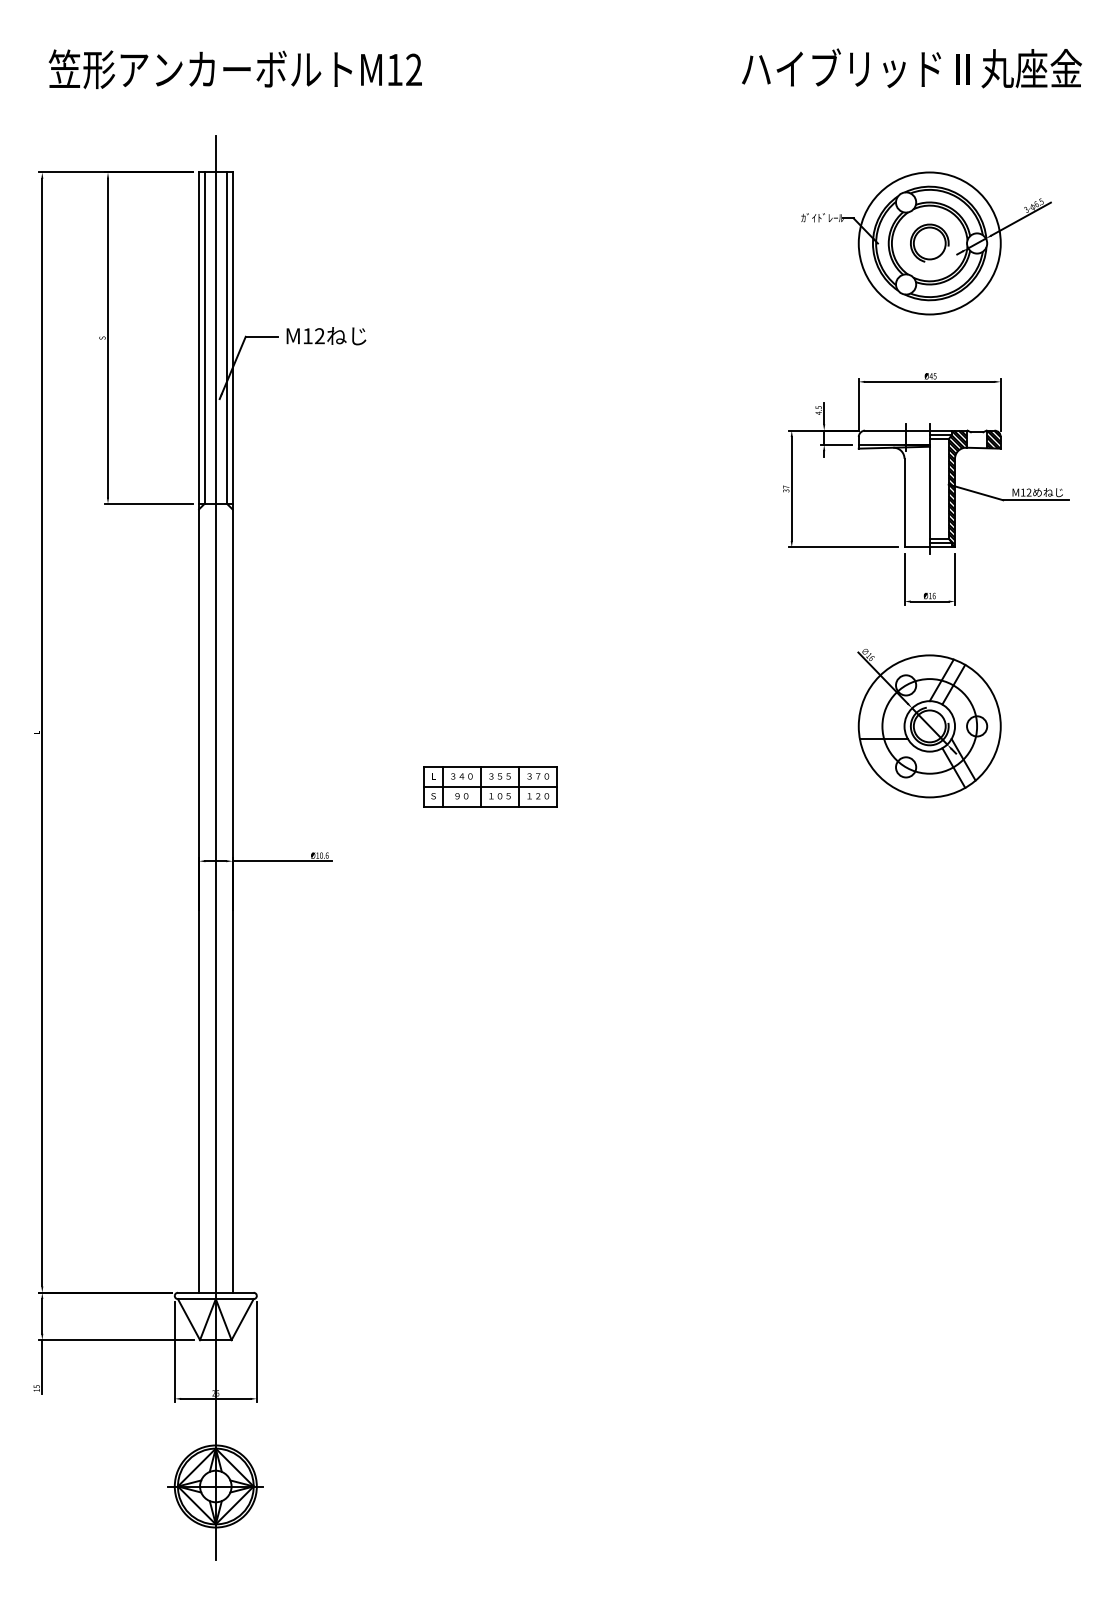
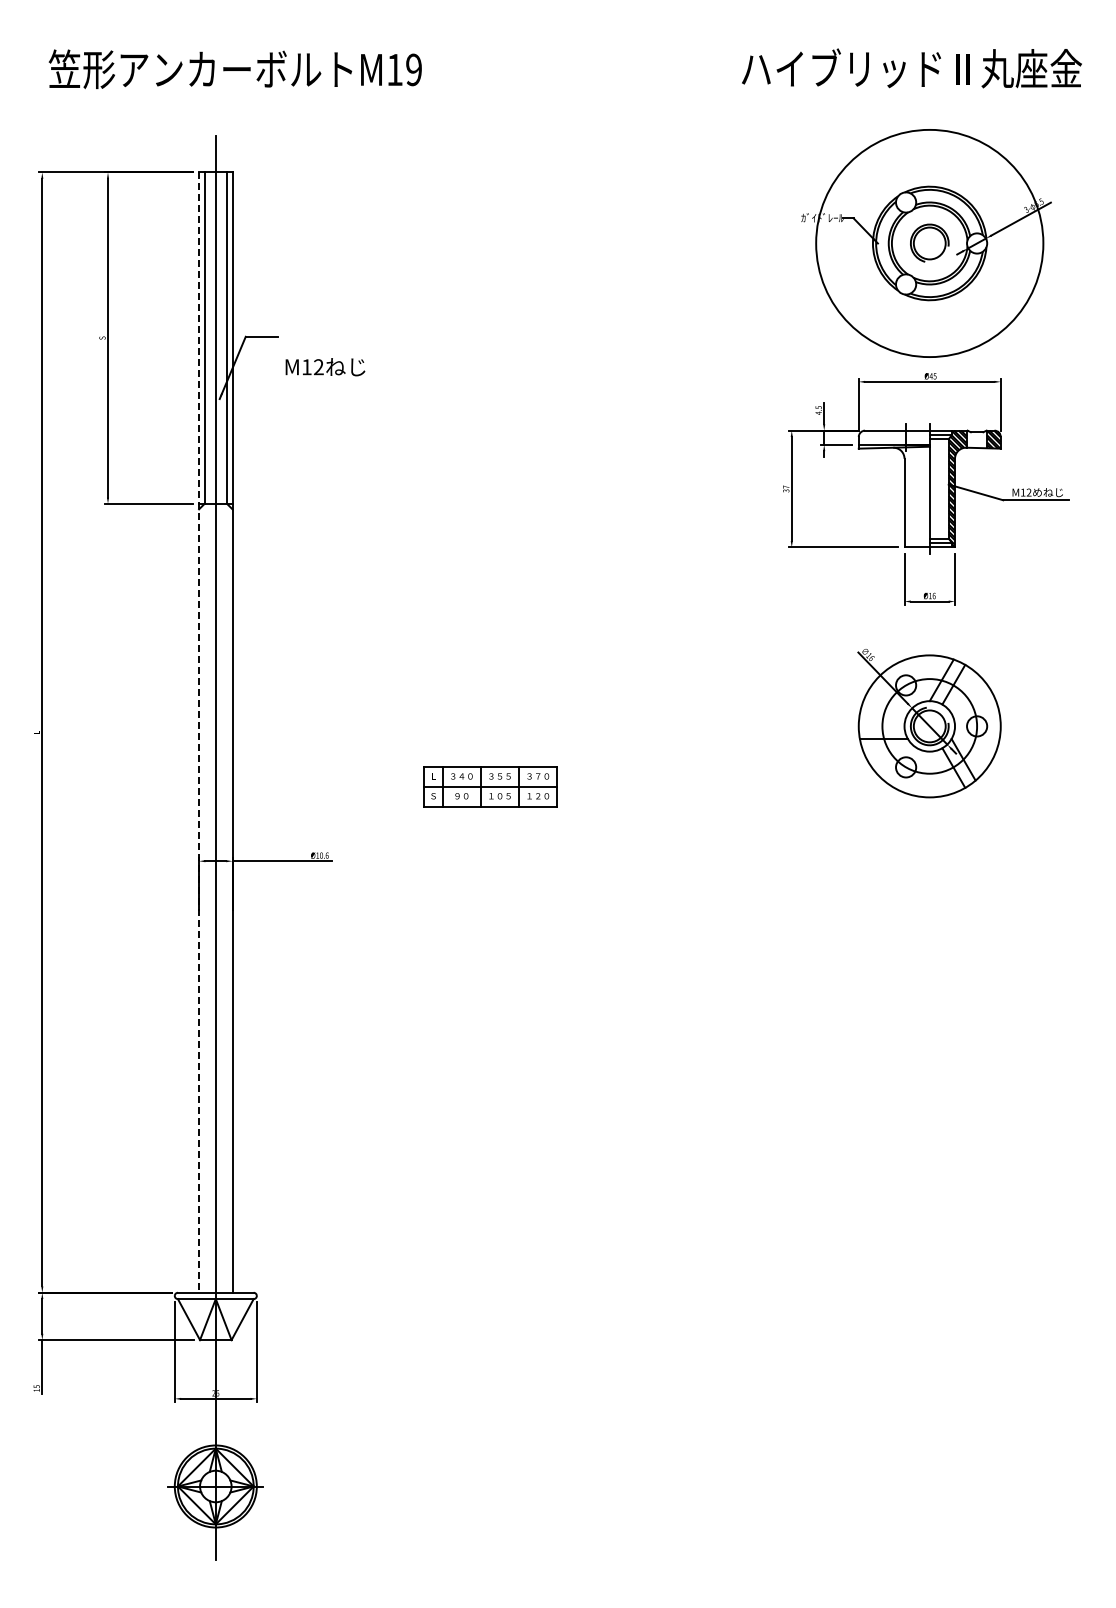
text: M12 -> M19 (413, 70)
circle diameter: 142 px -> 227 px (929, 243)
text position: (326, 336) -> (325, 367) (325, 367)
line: solid -> dashed (199, 733)
